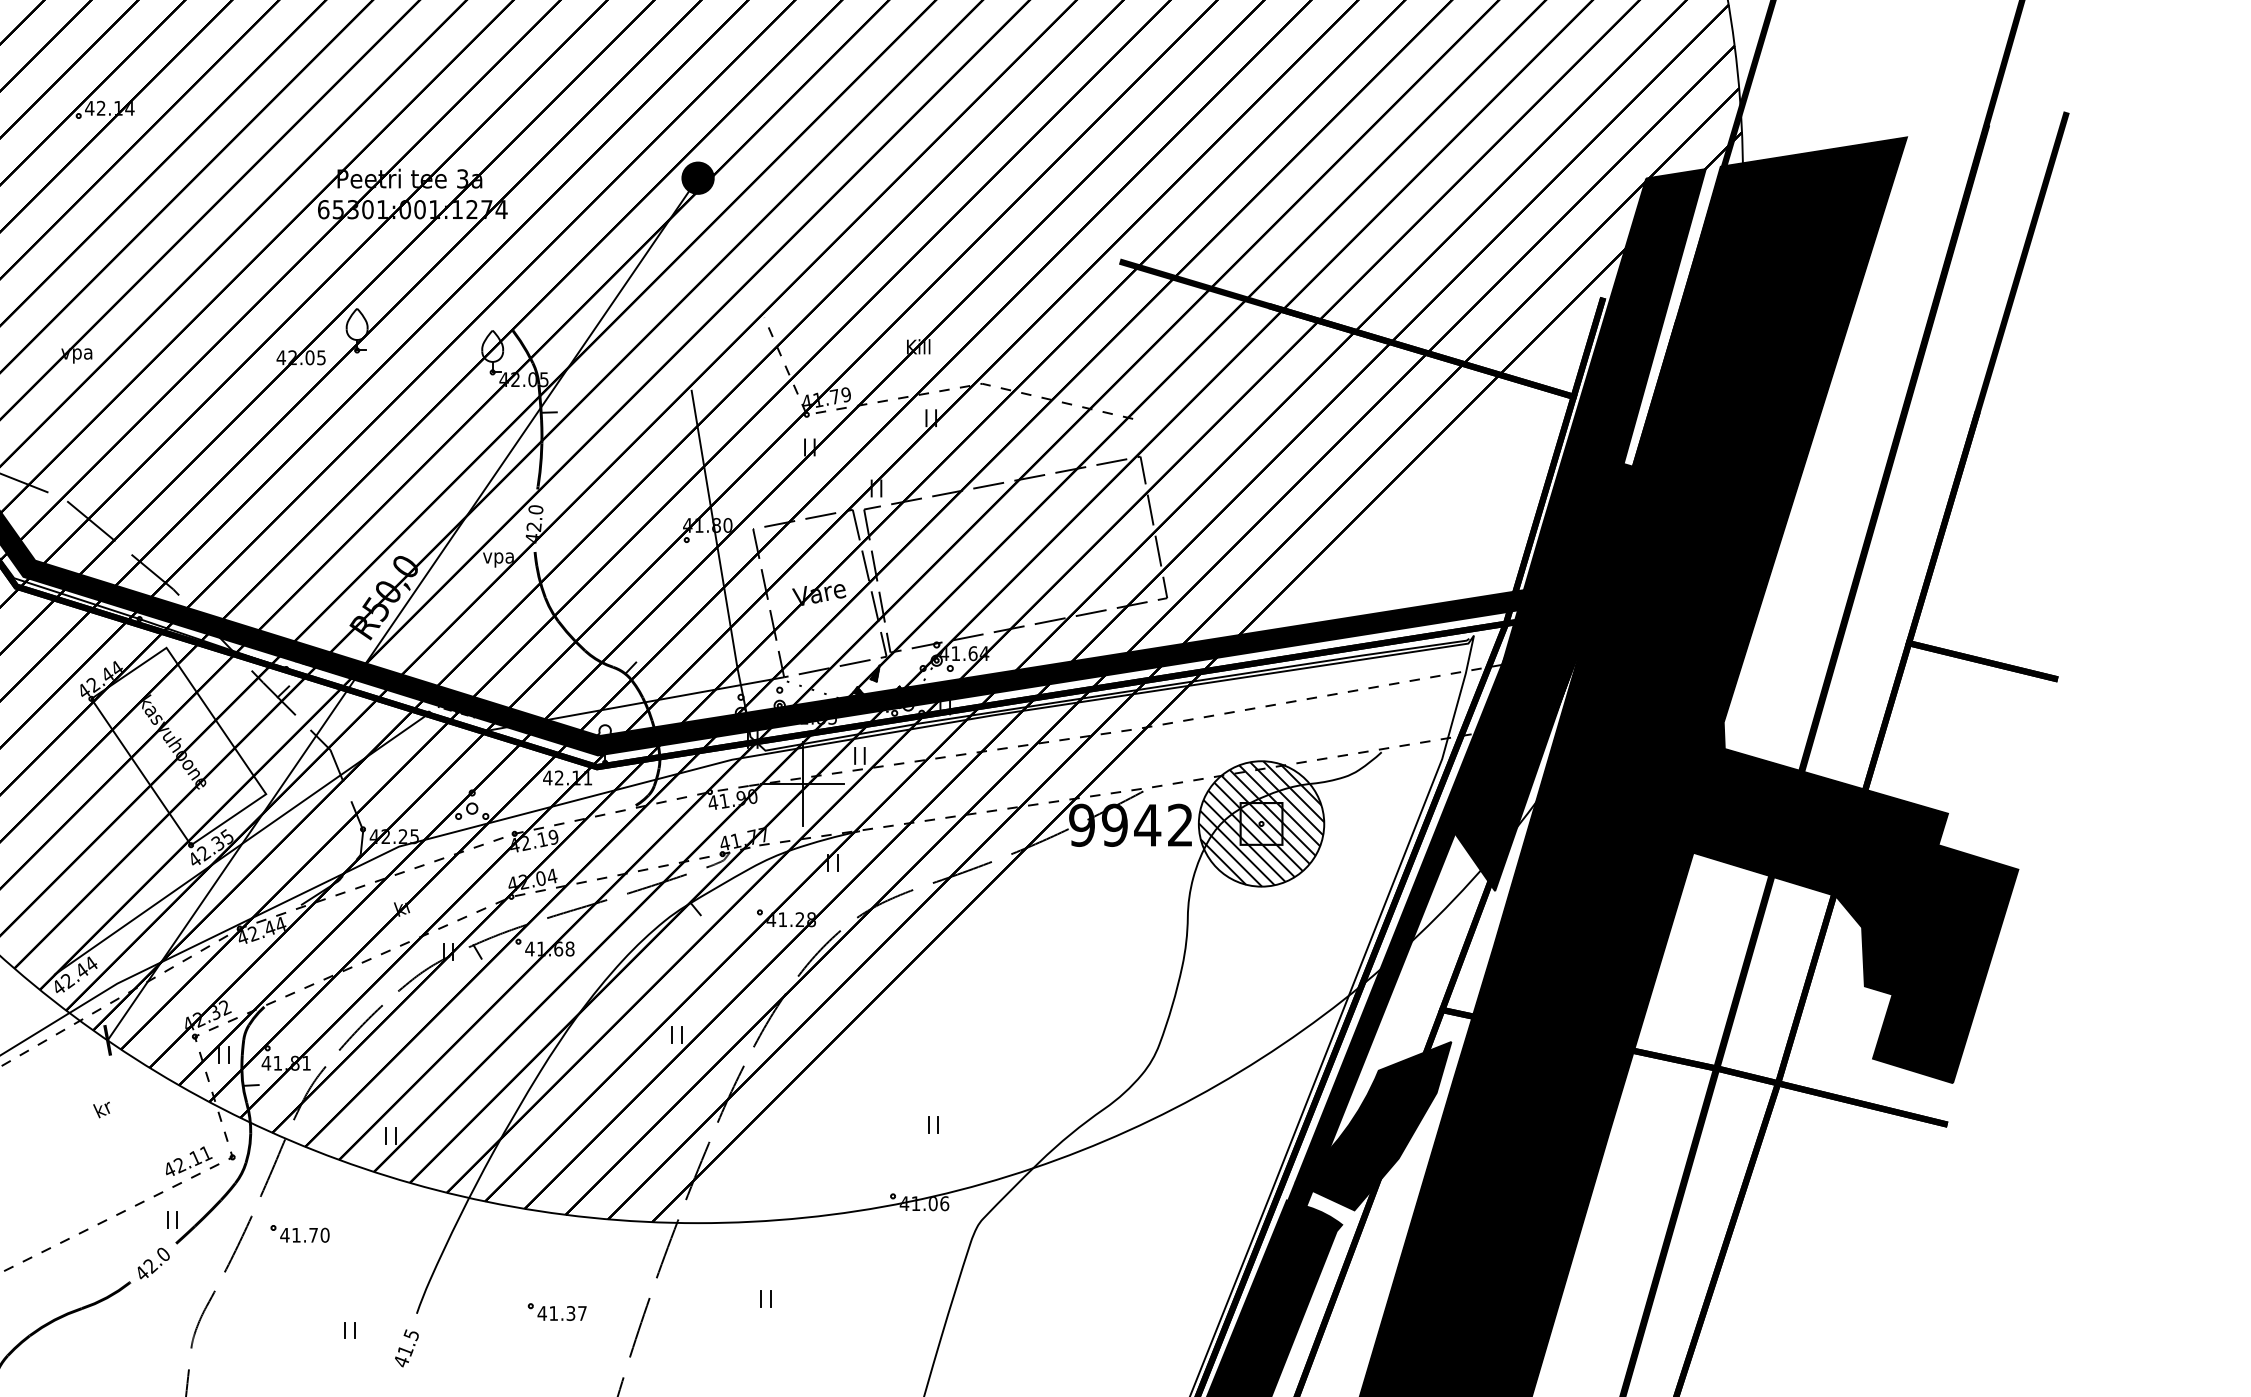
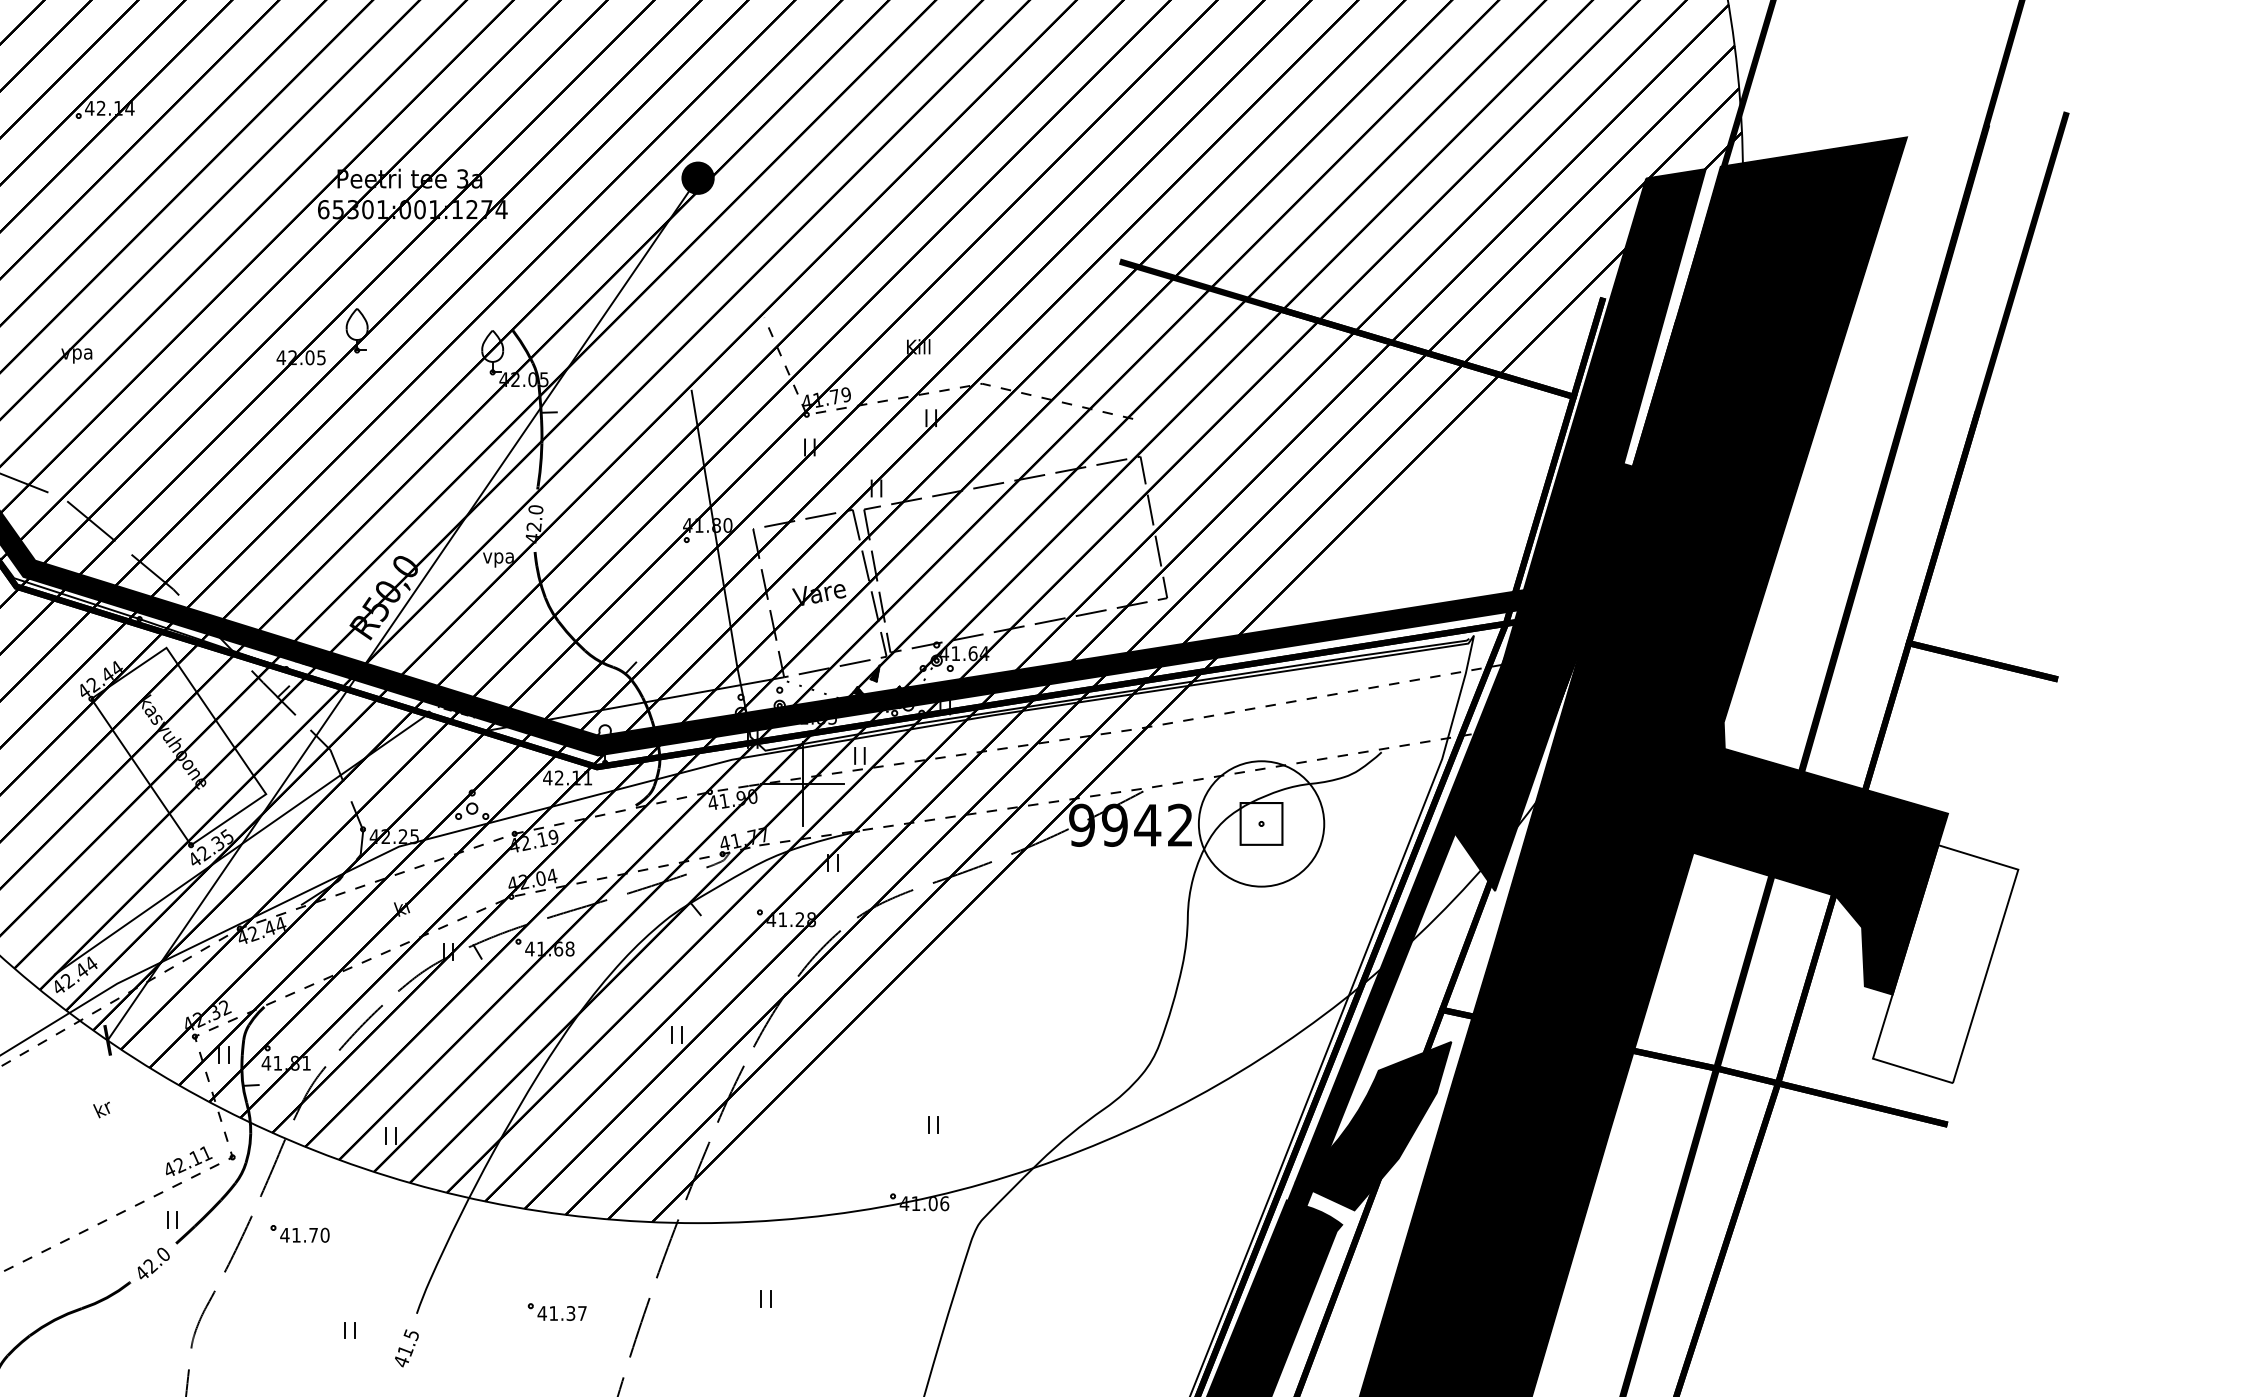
hatch: present -> none (1261, 823)
fill: present -> none (1945, 964)
